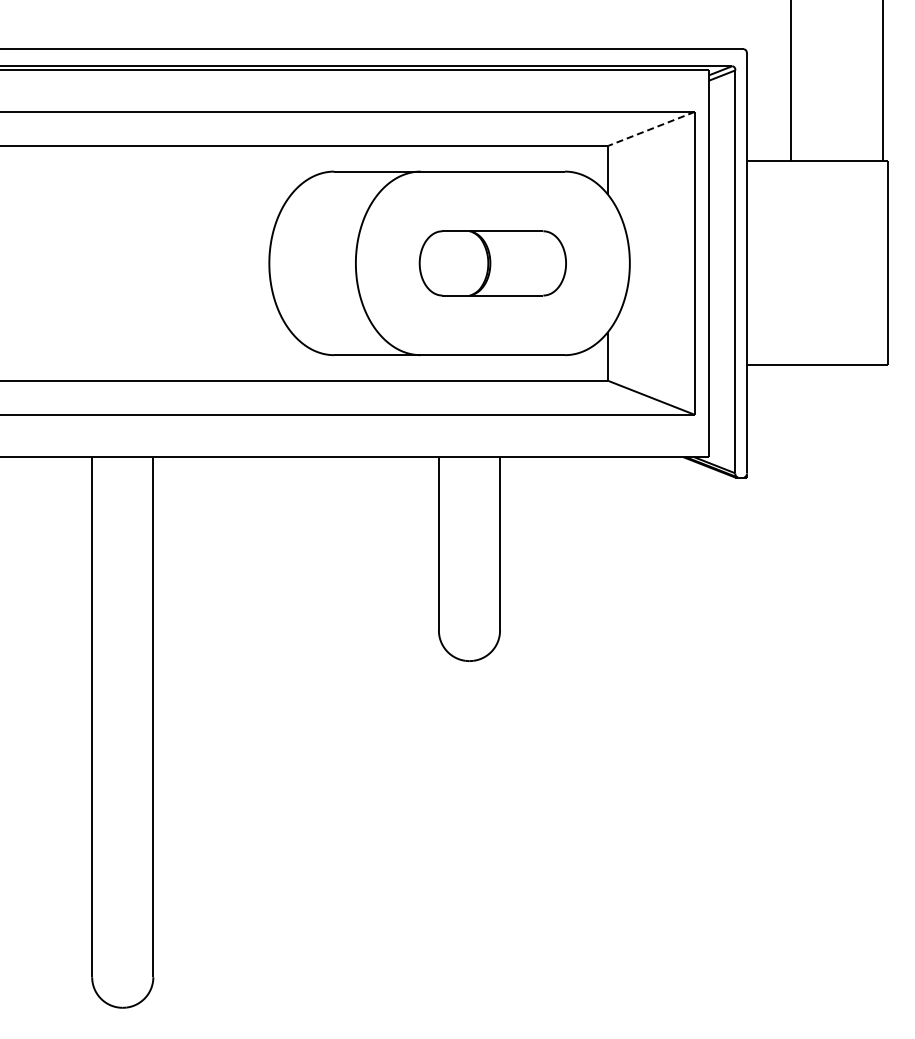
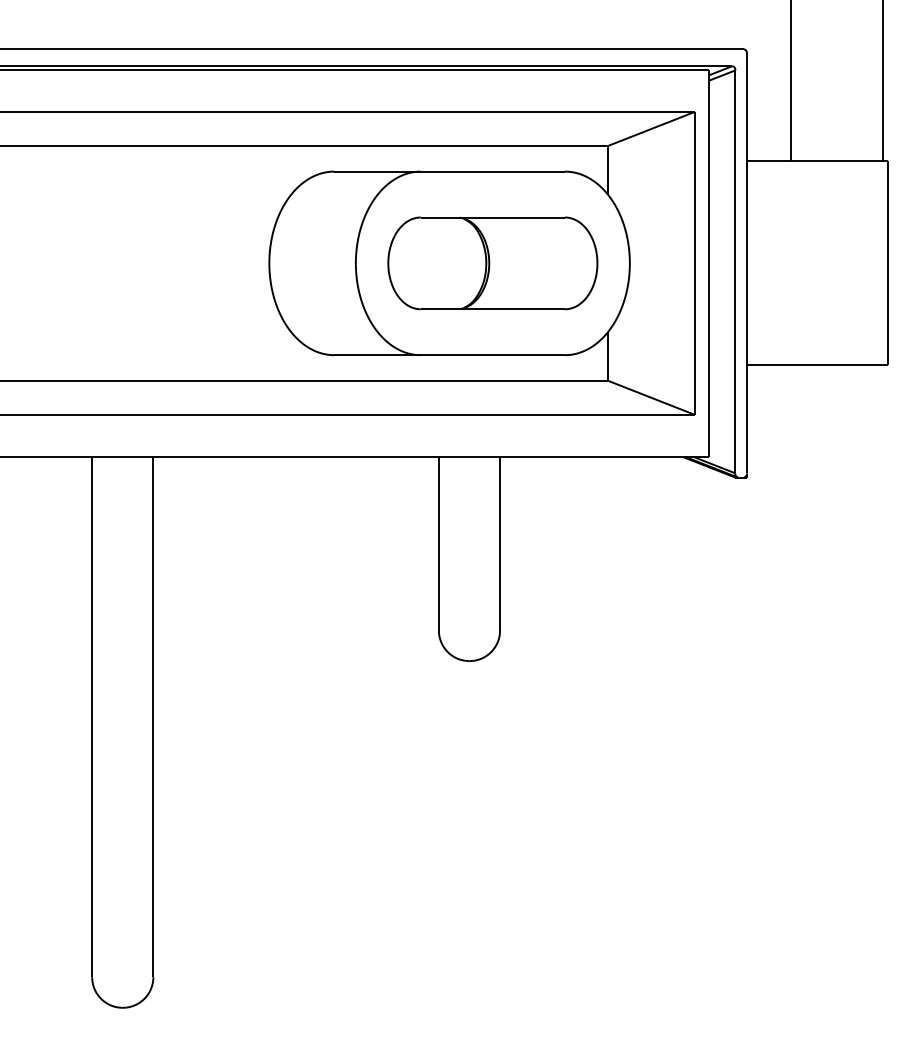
line: dashed -> solid (651, 129)
part size: 149x67 px -> 212x95 px (492, 263)
